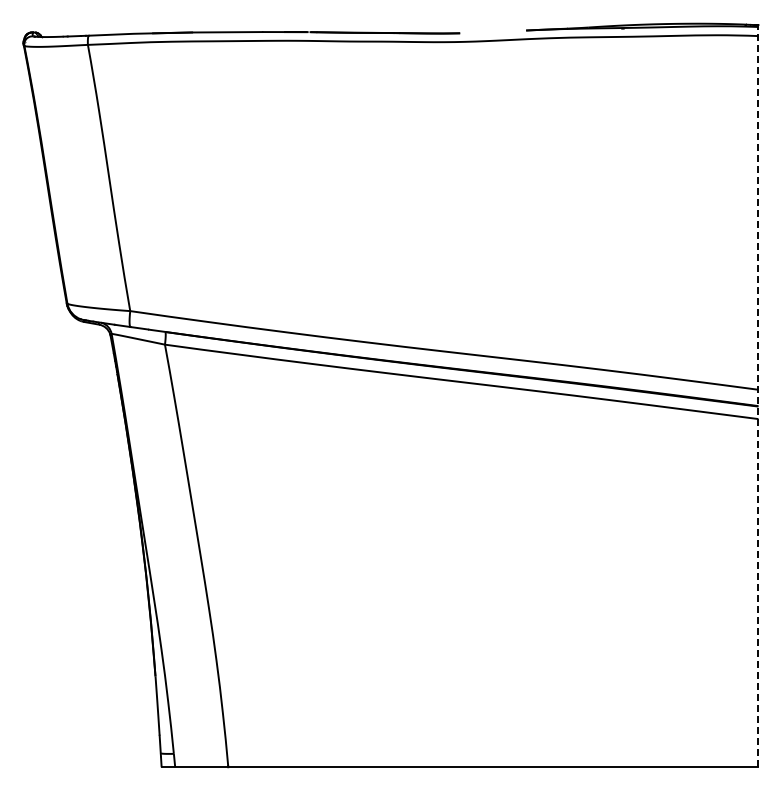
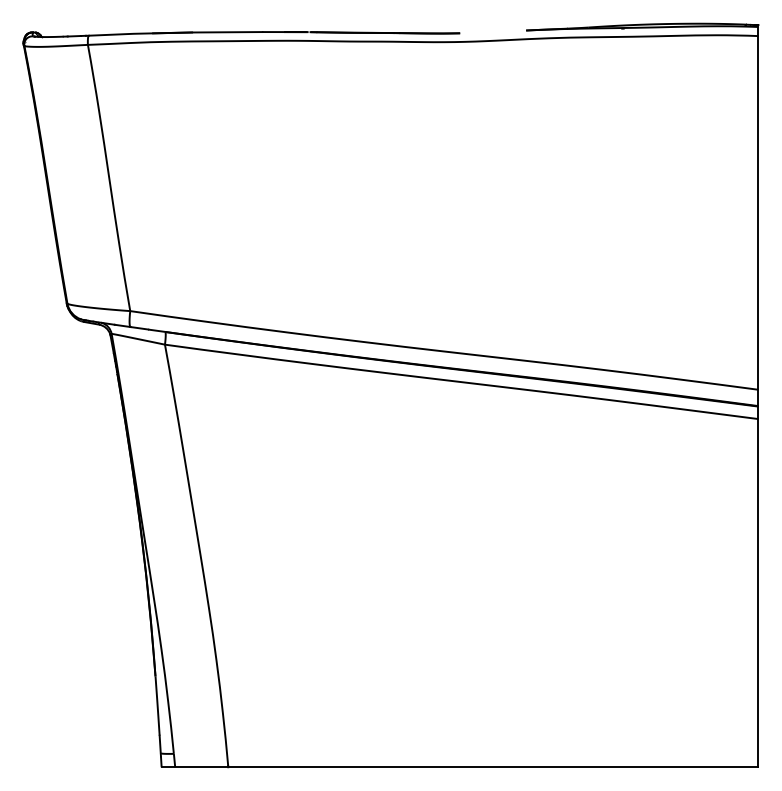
line: dashed -> solid (758, 395)
